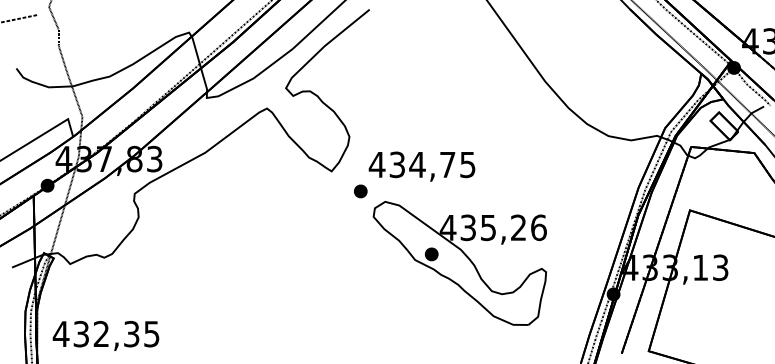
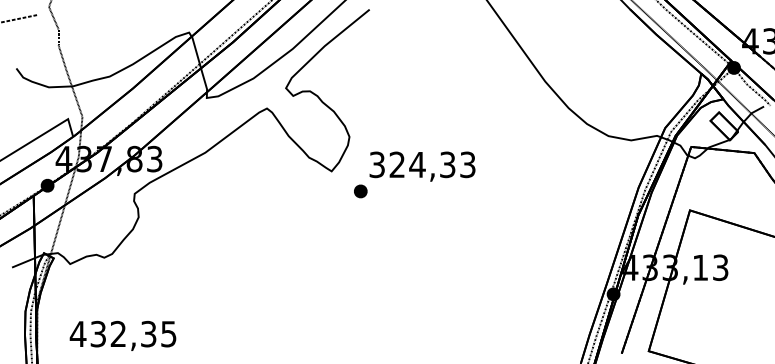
text: 434,75 -> 324,33 (421, 164)
part: present -> none (459, 263)
text position: (105, 335) -> (122, 335) (122, 335)
